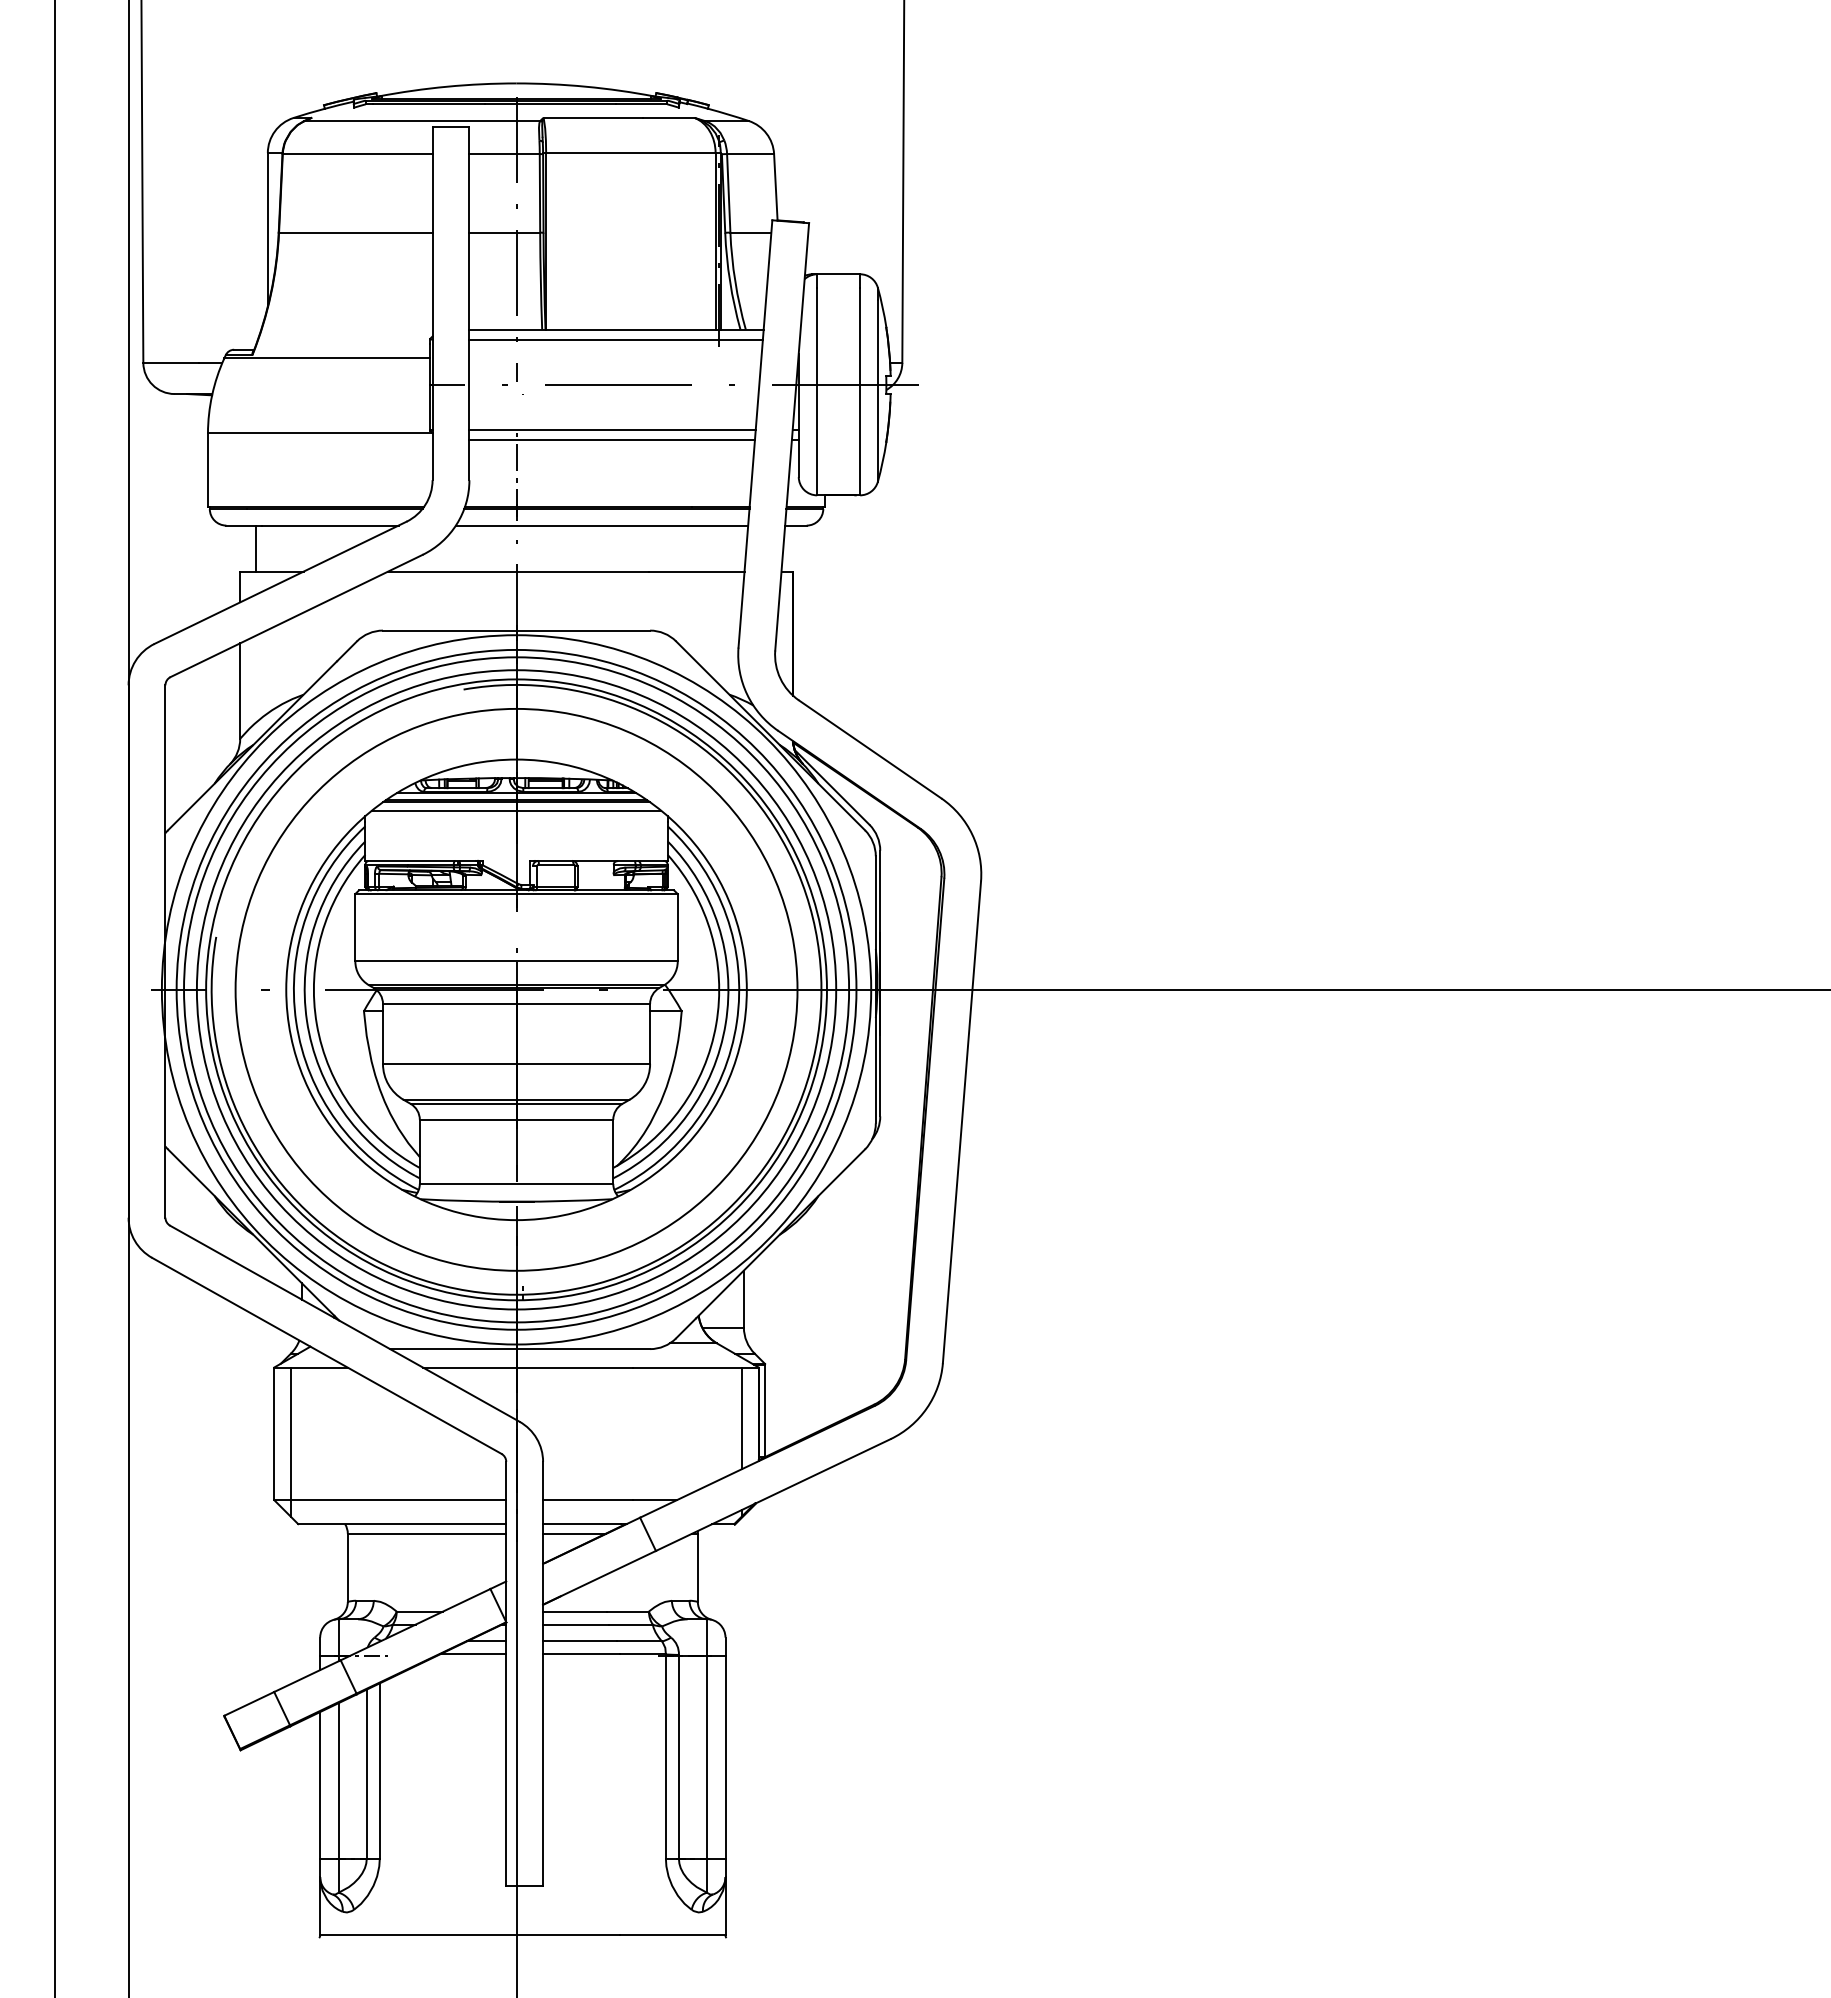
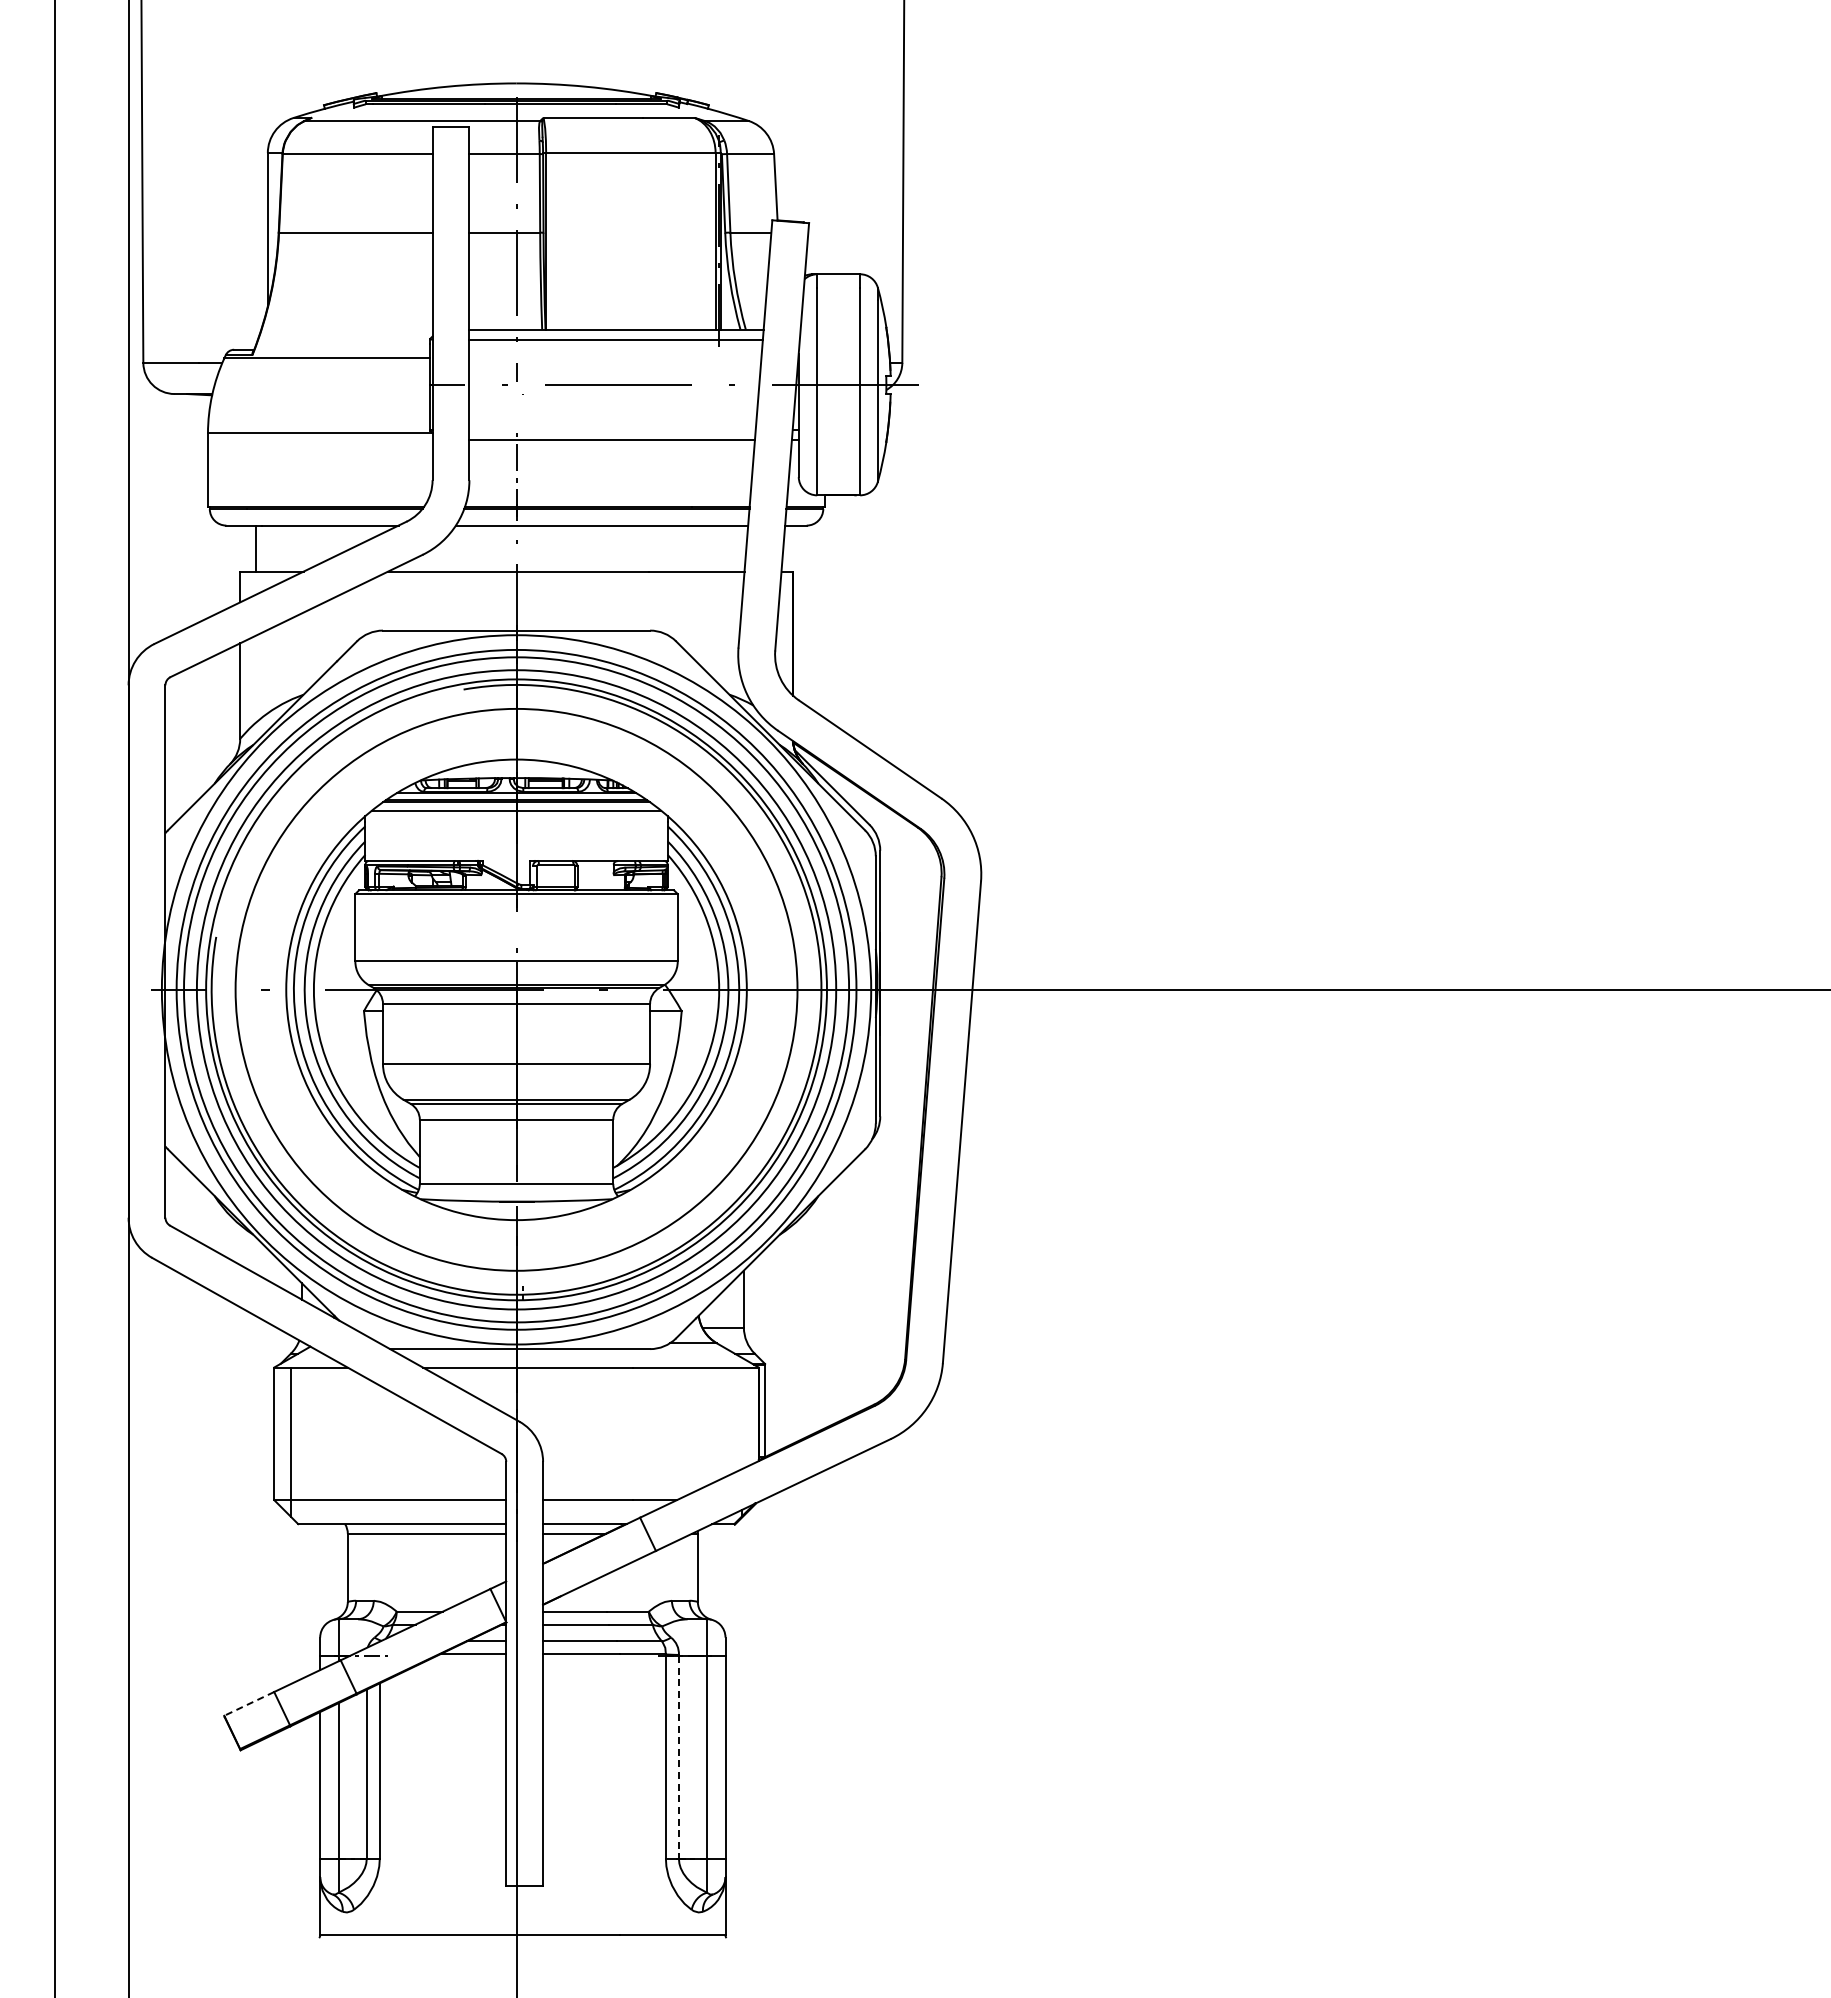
line: present -> none (612, 430)
line: present -> none (742, 1418)
line: solid -> dashed (249, 1703)
line: solid -> dashed (678, 1757)
